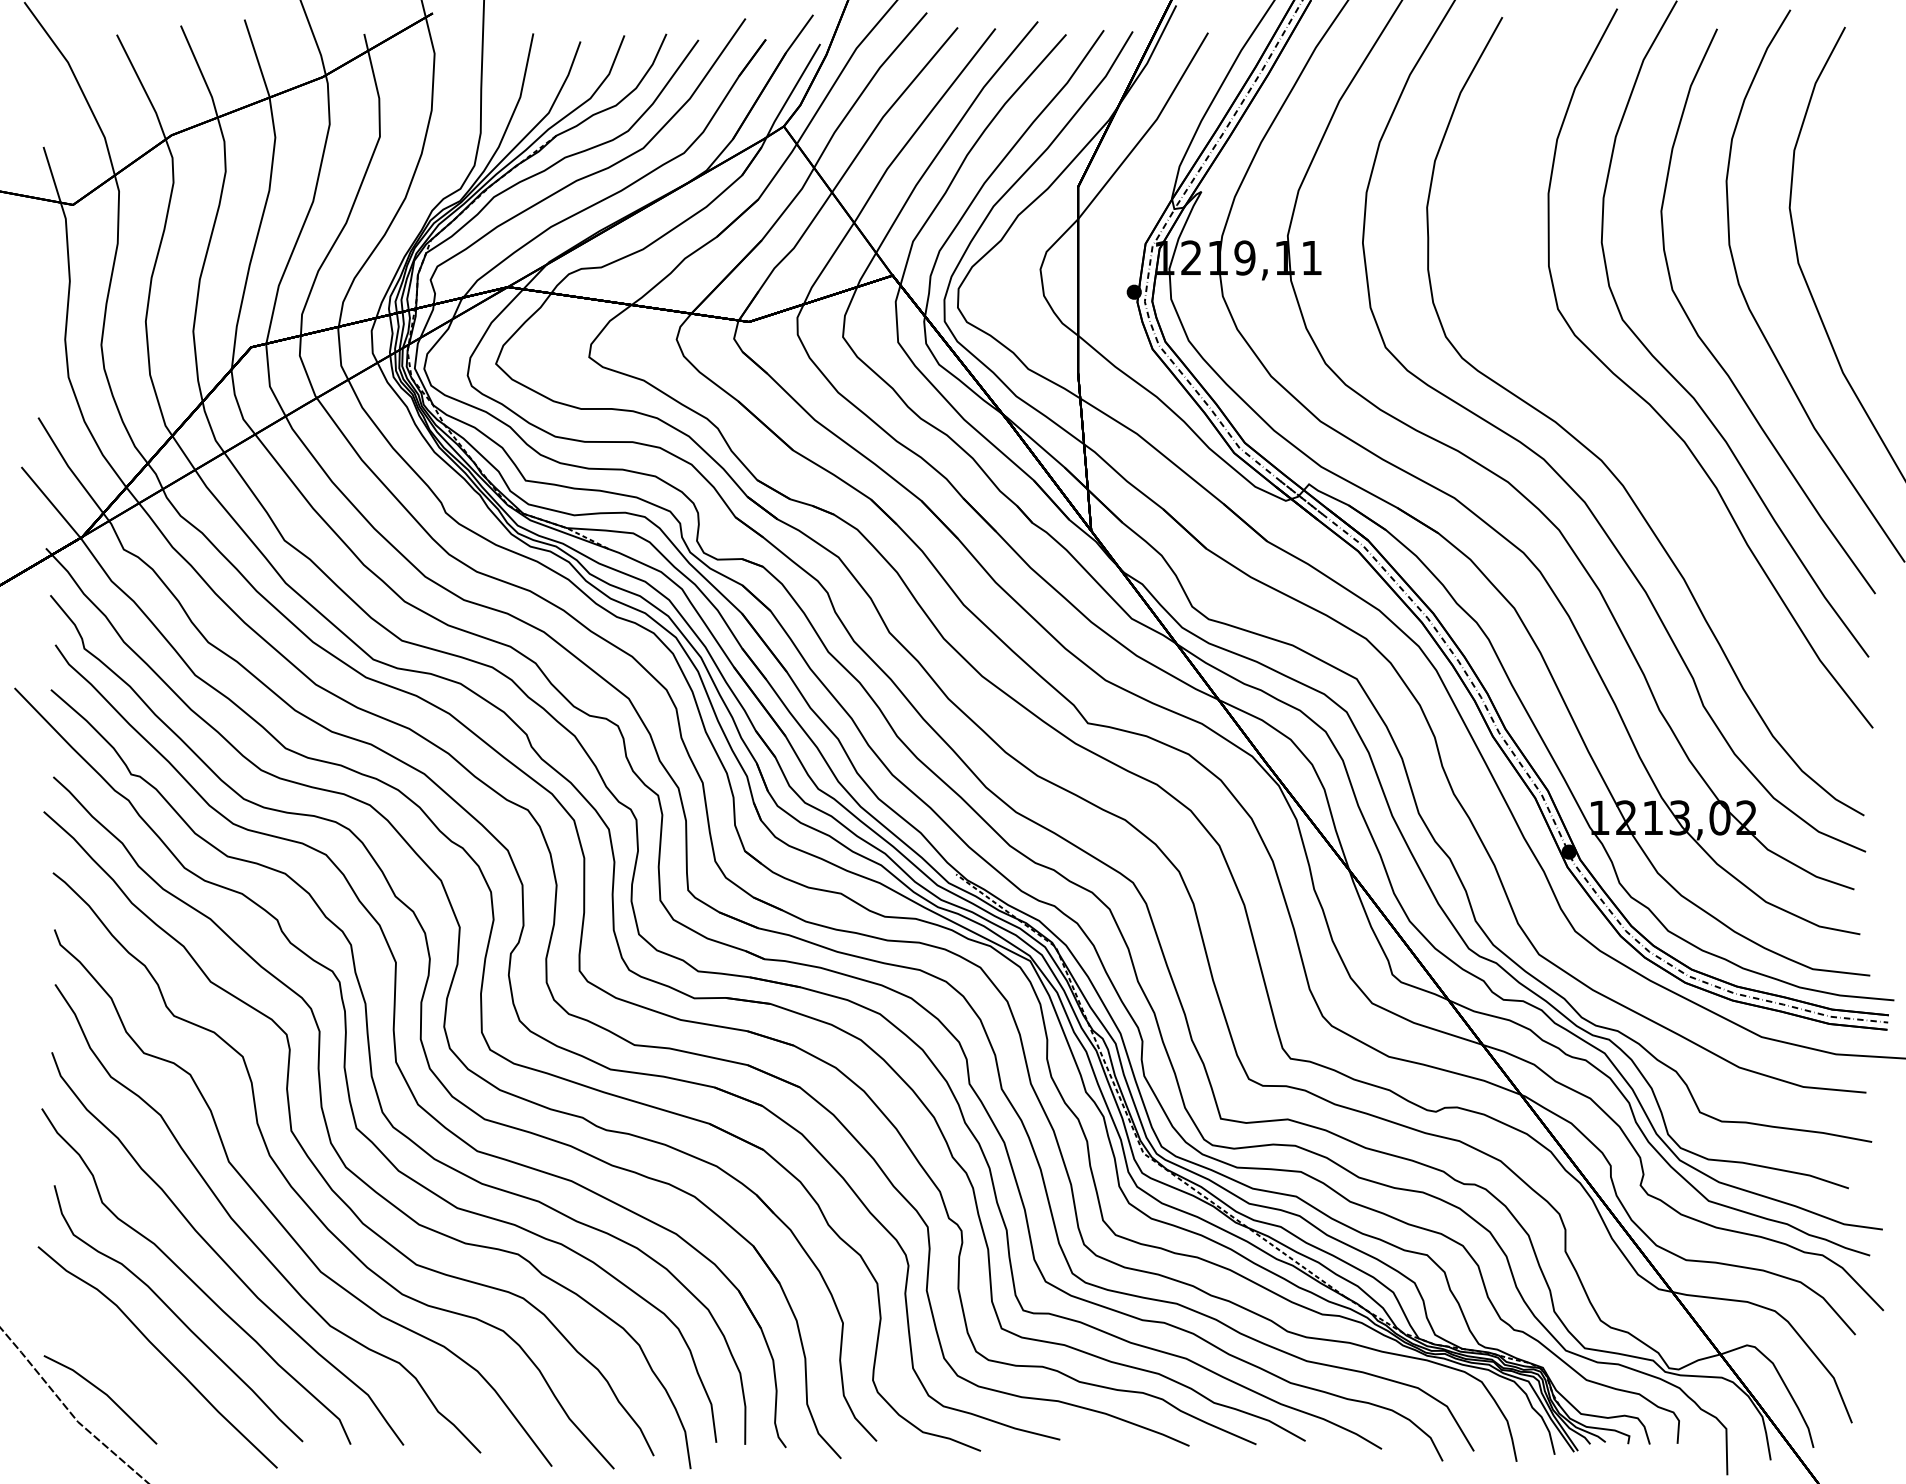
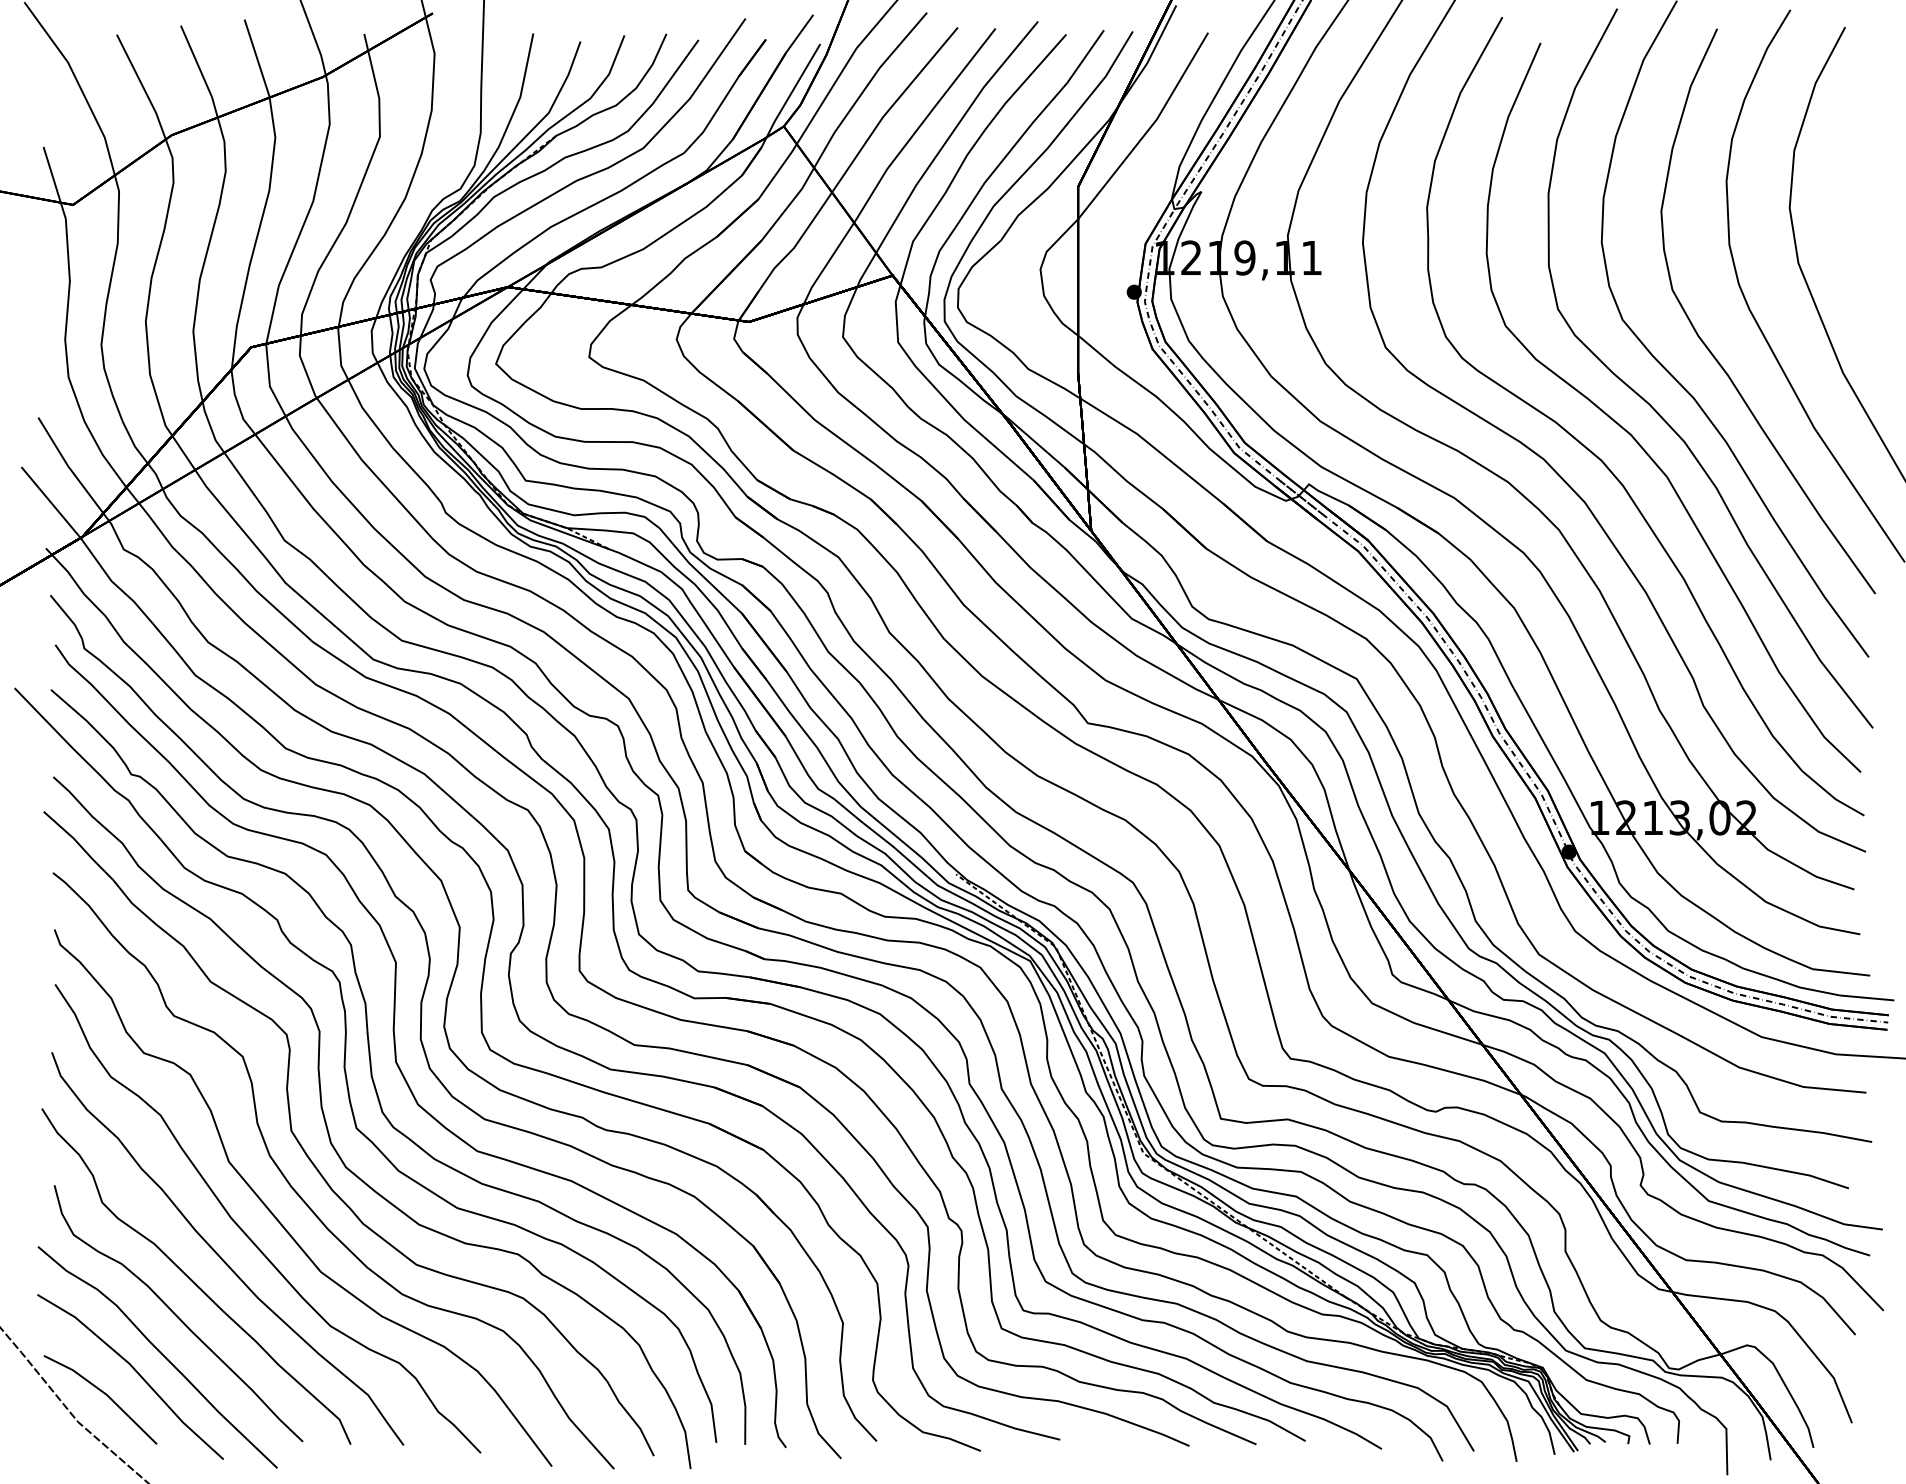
curve: none -> present (1637, 440)
line: none -> present (135, 1371)
